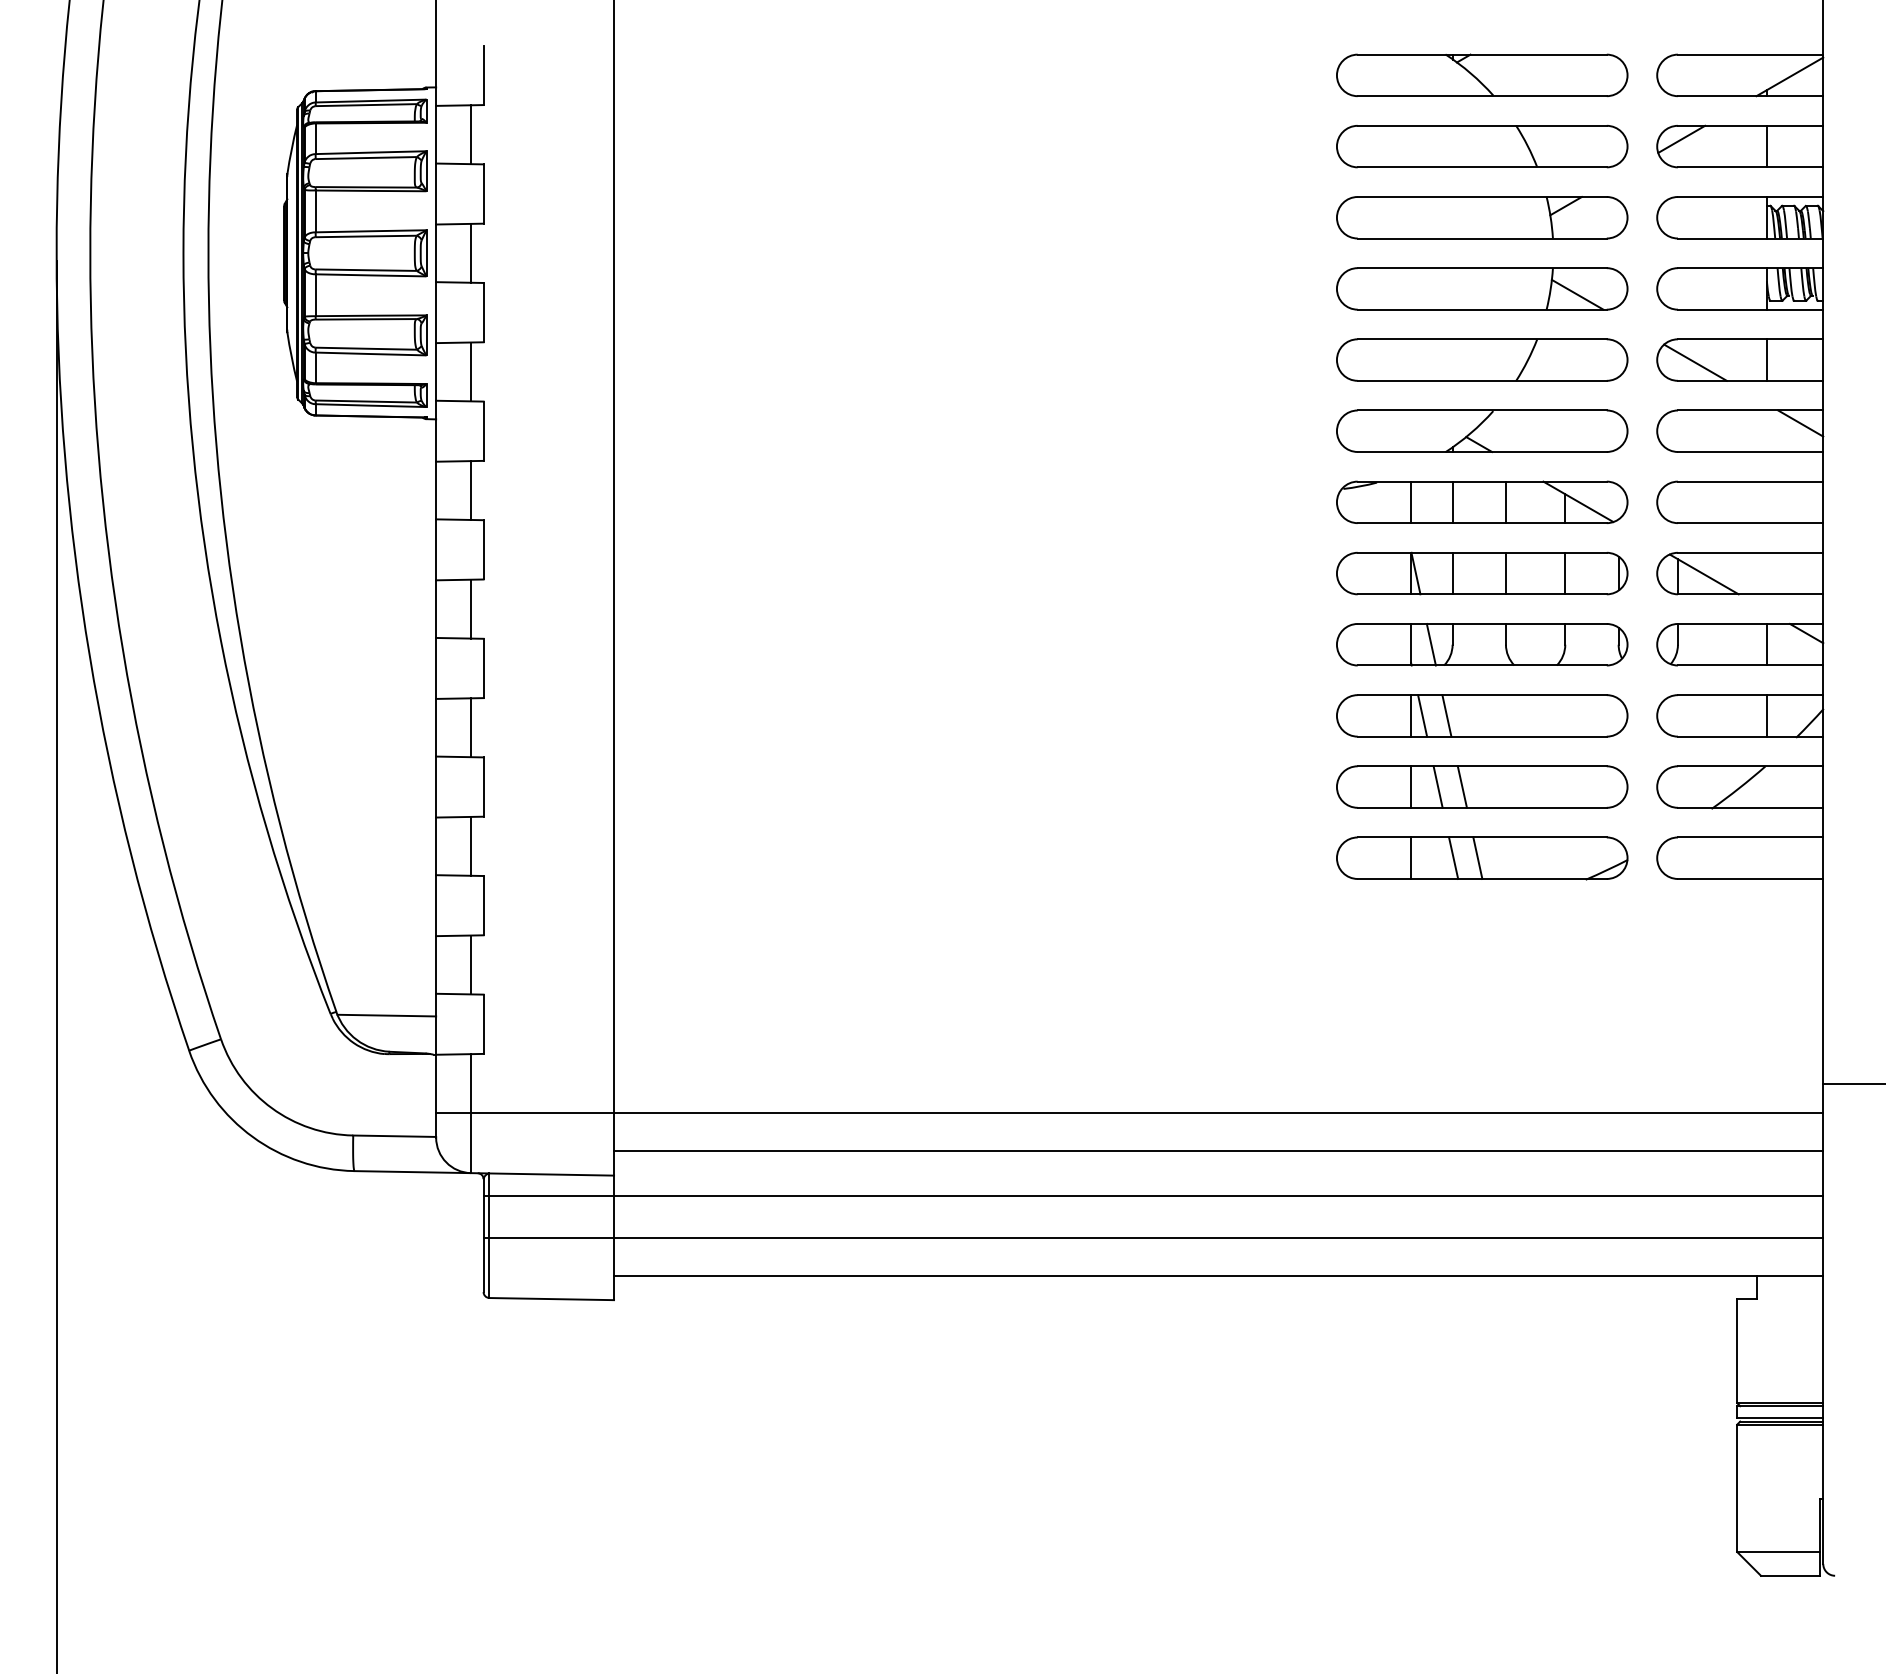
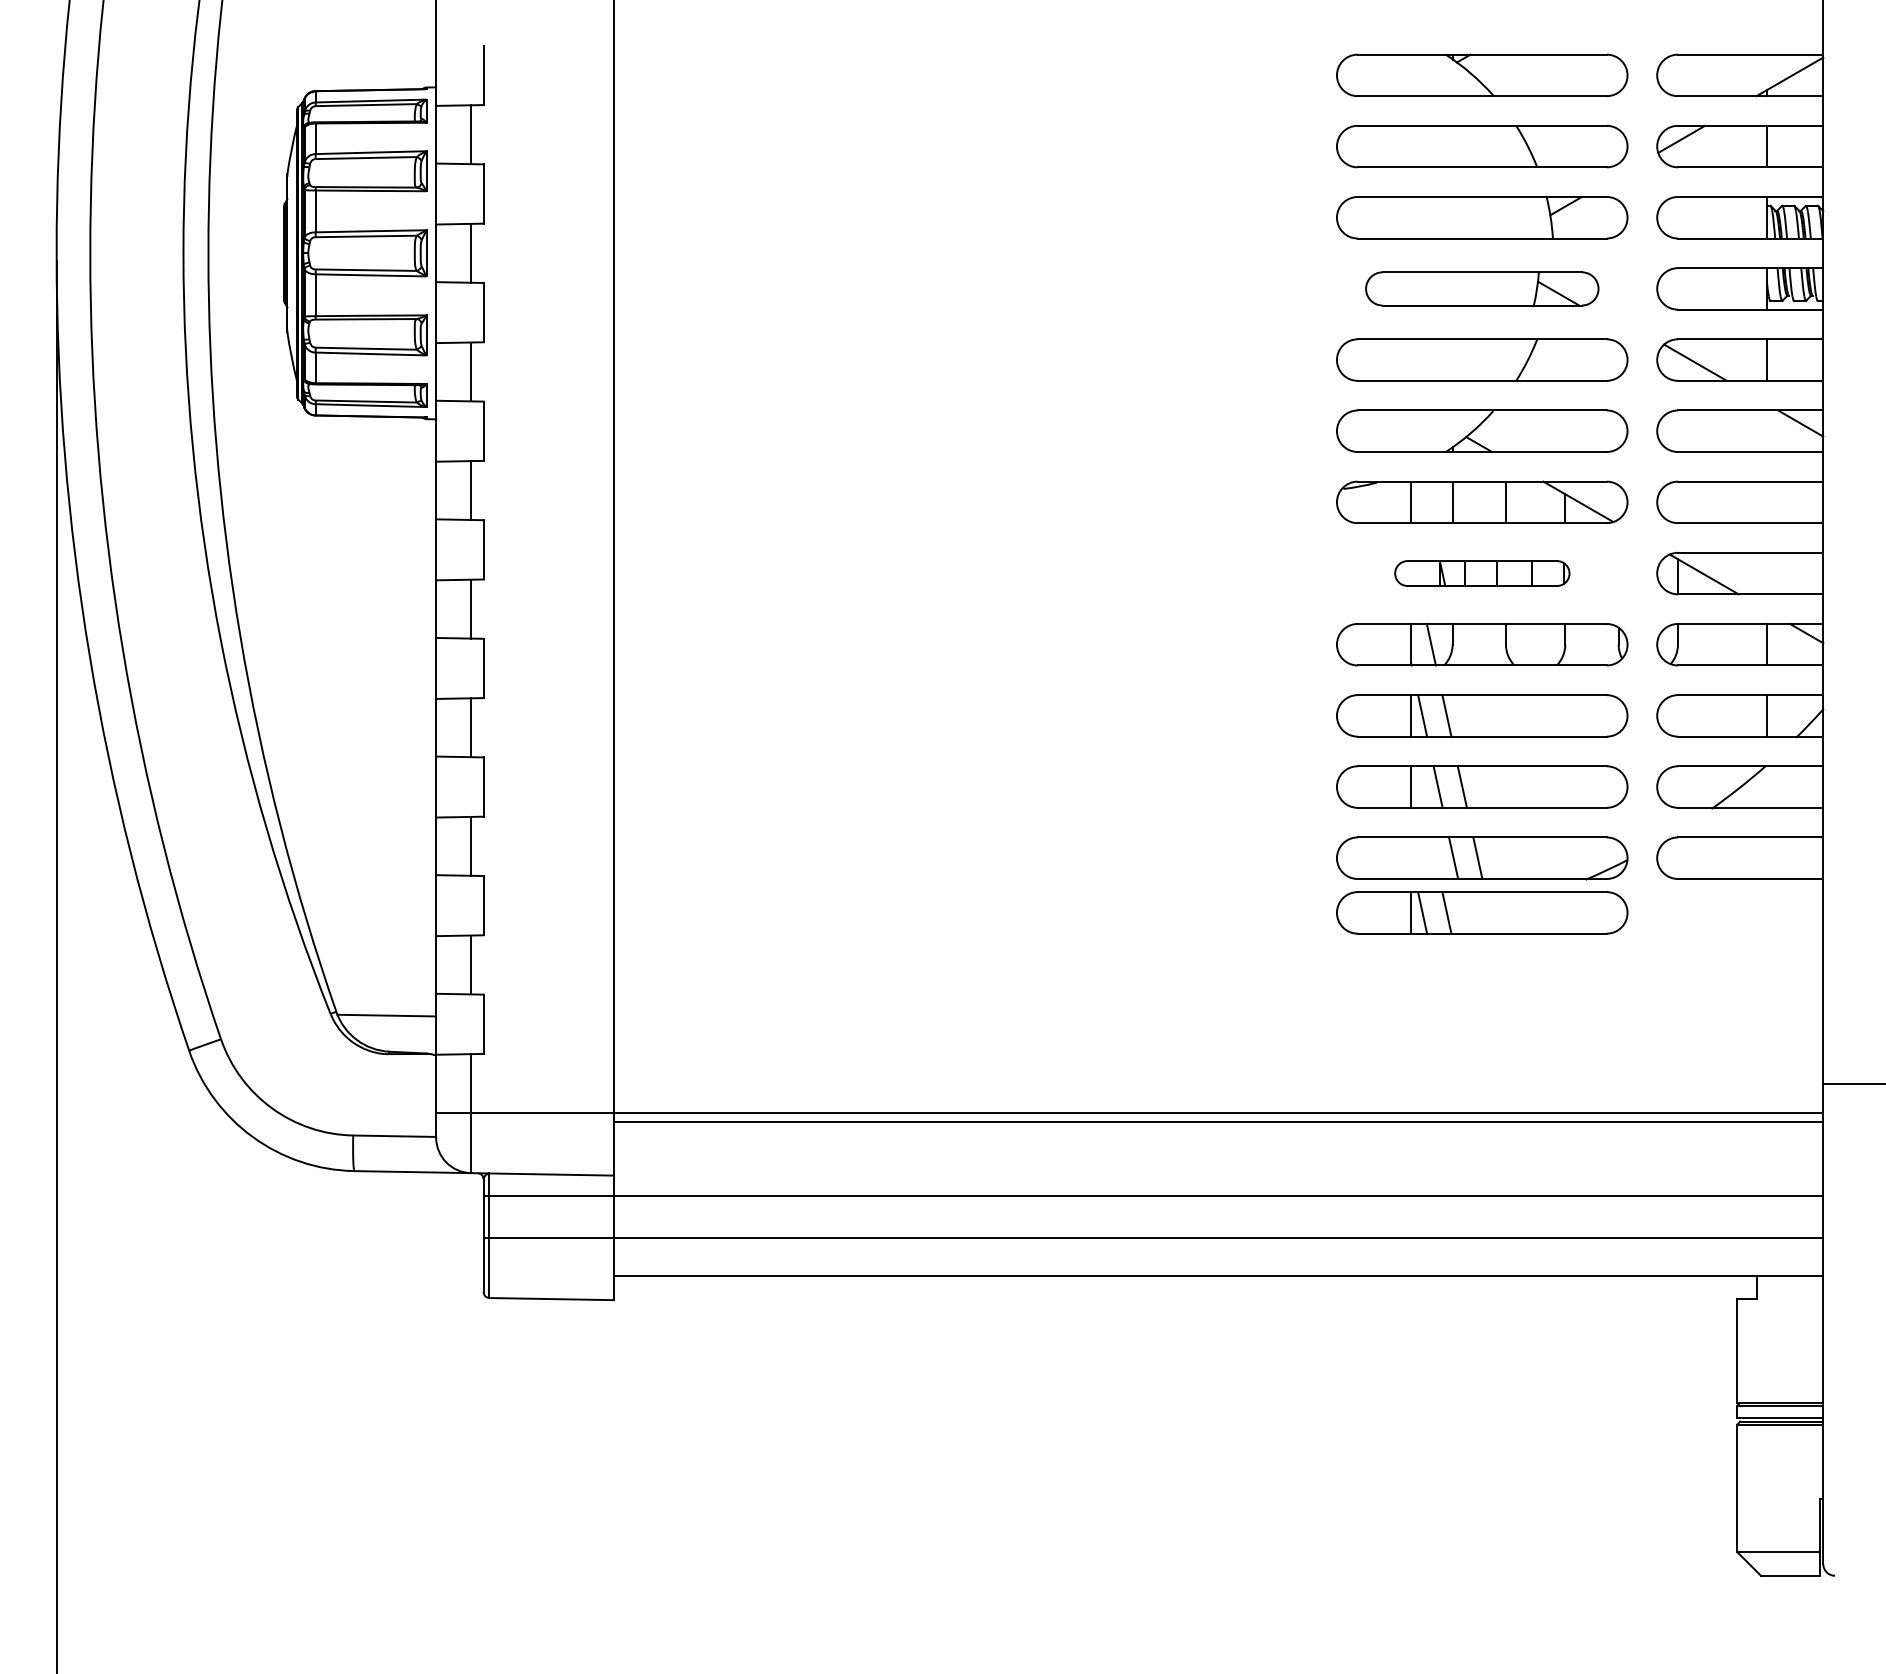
part size: 293x44 px -> 235x36 px (1482, 288)
part size: 293x45 px -> 177x27 px (1482, 573)
line: present -> none (1411, 857)
part: none -> present (1482, 912)
line position: (1218, 1151) -> (1218, 1122) (1218, 1122)
